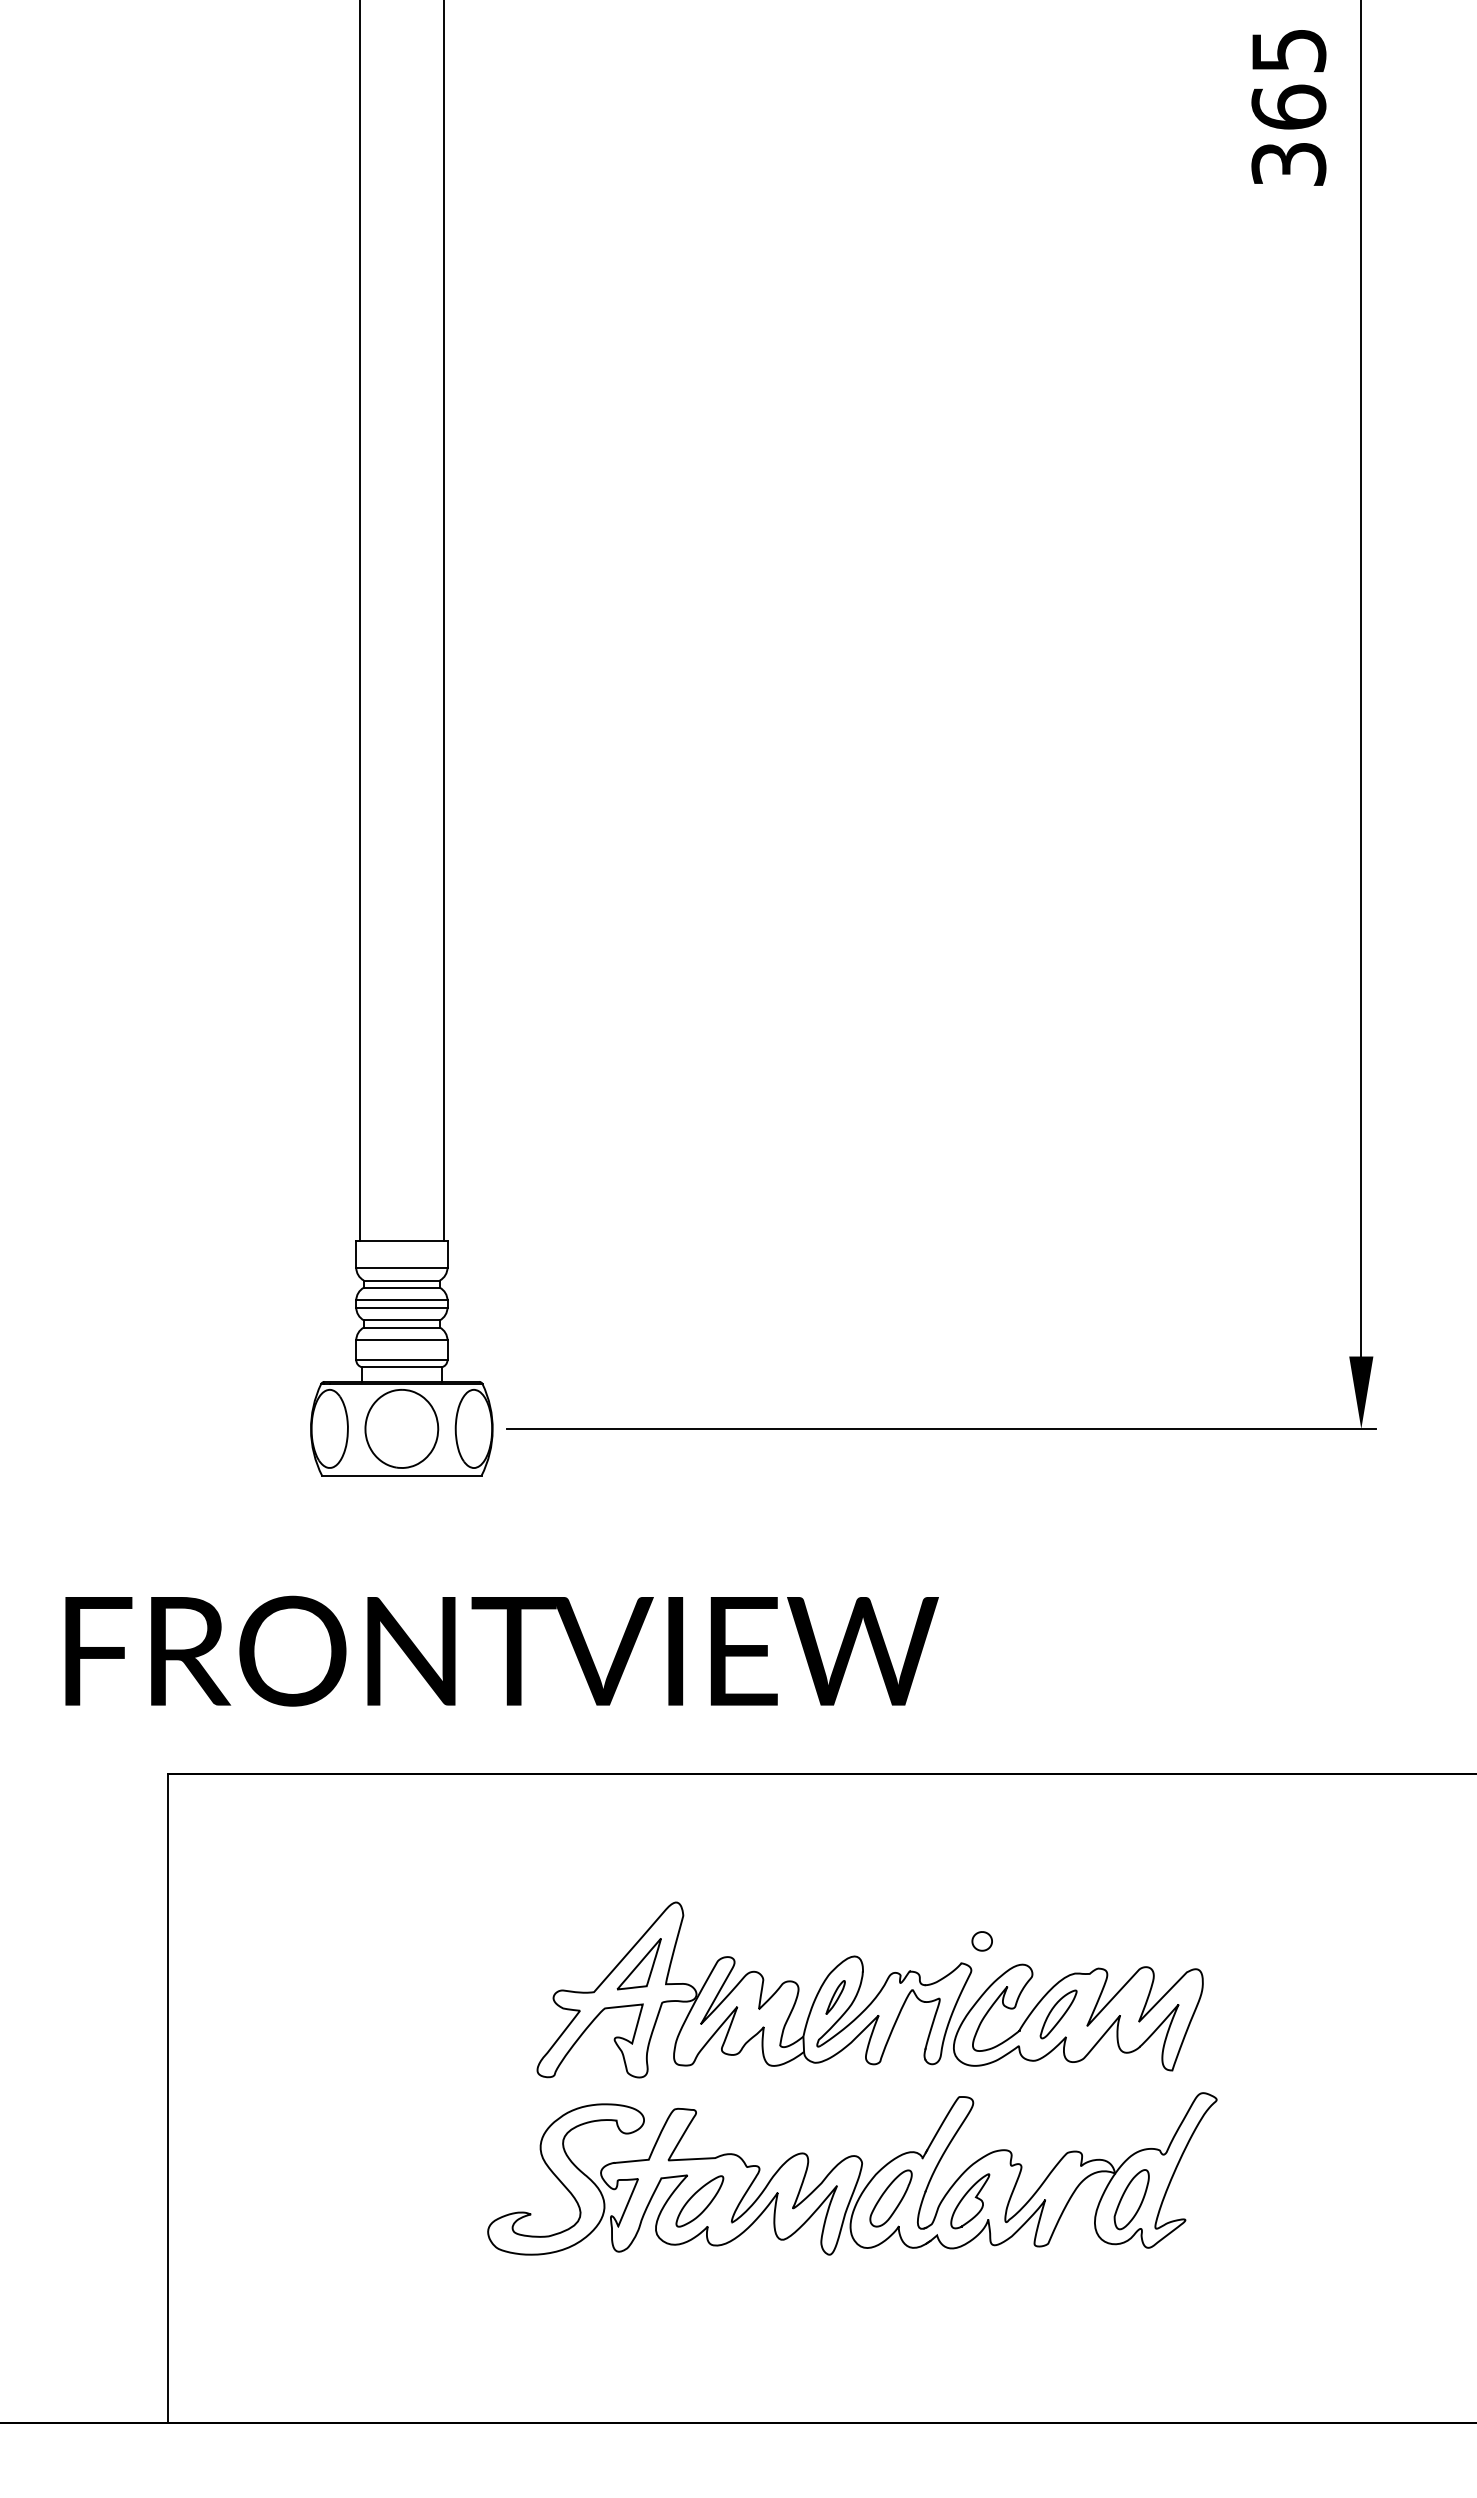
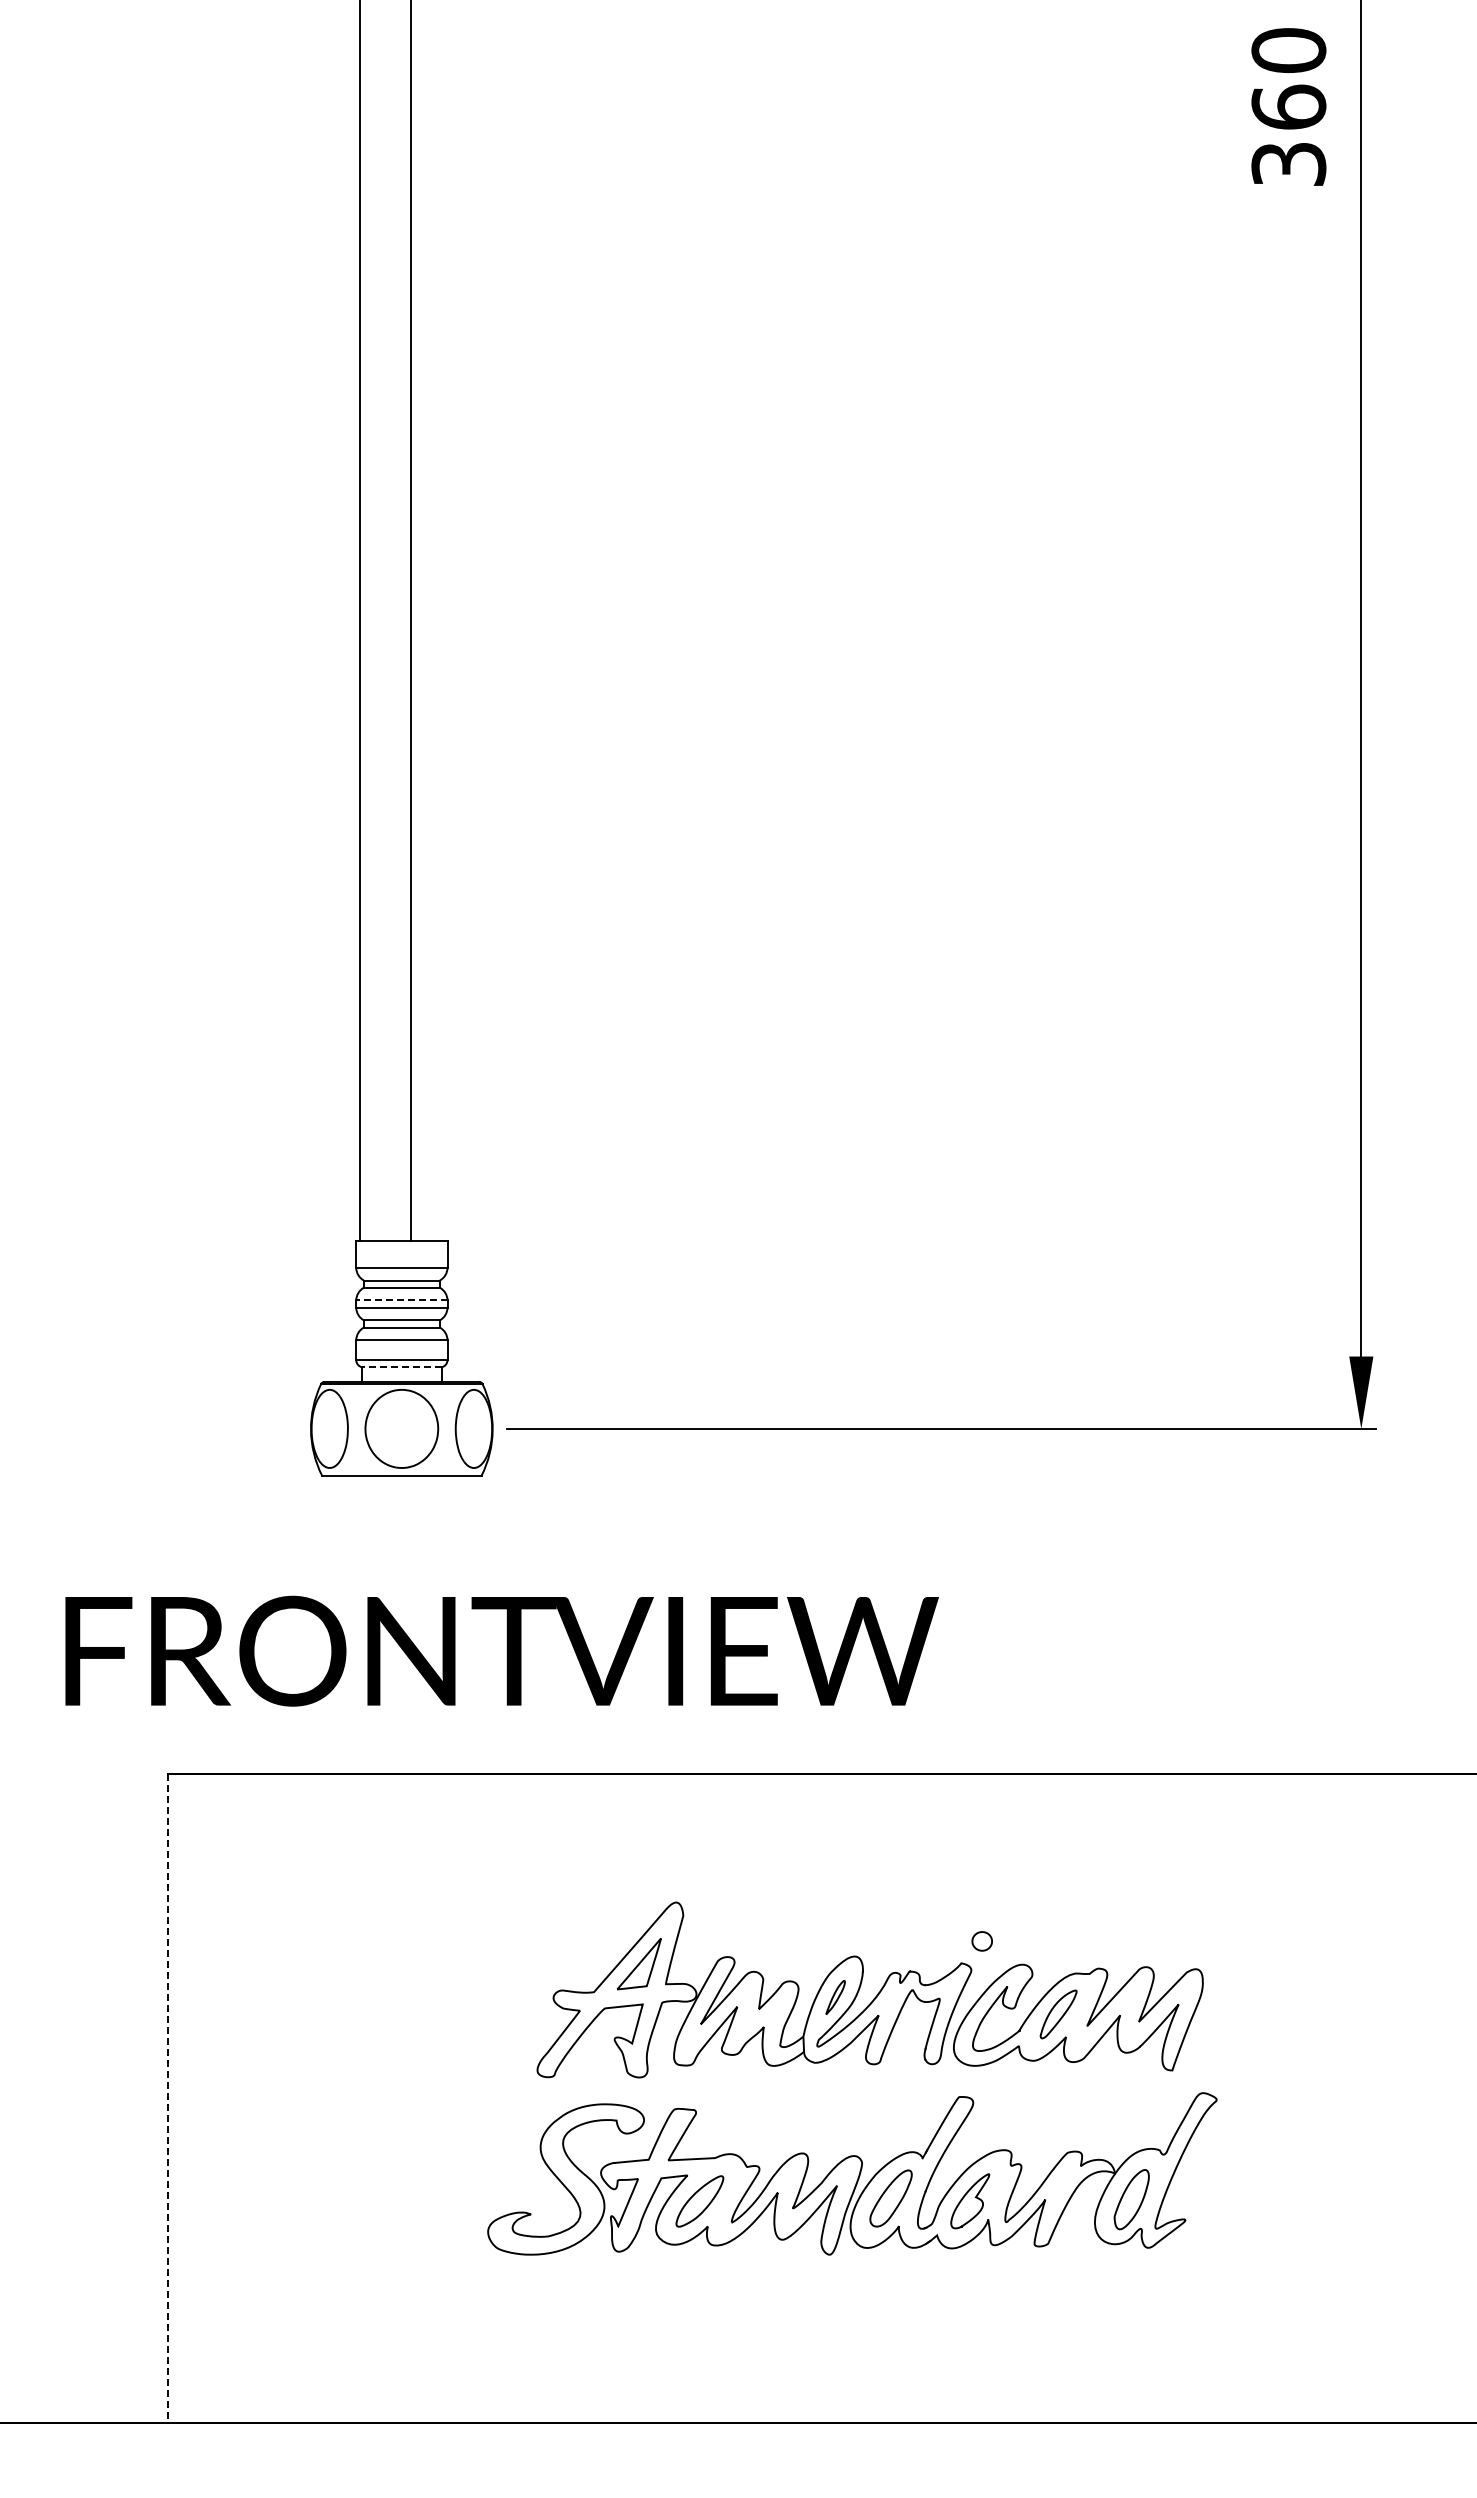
text: 365 -> 360 (1288, 50)
line position: (443, 621) -> (410, 621) (410, 621)
line: solid -> dashed (401, 1300)
line: solid -> dashed (401, 1367)
line: solid -> dashed (168, 2098)
